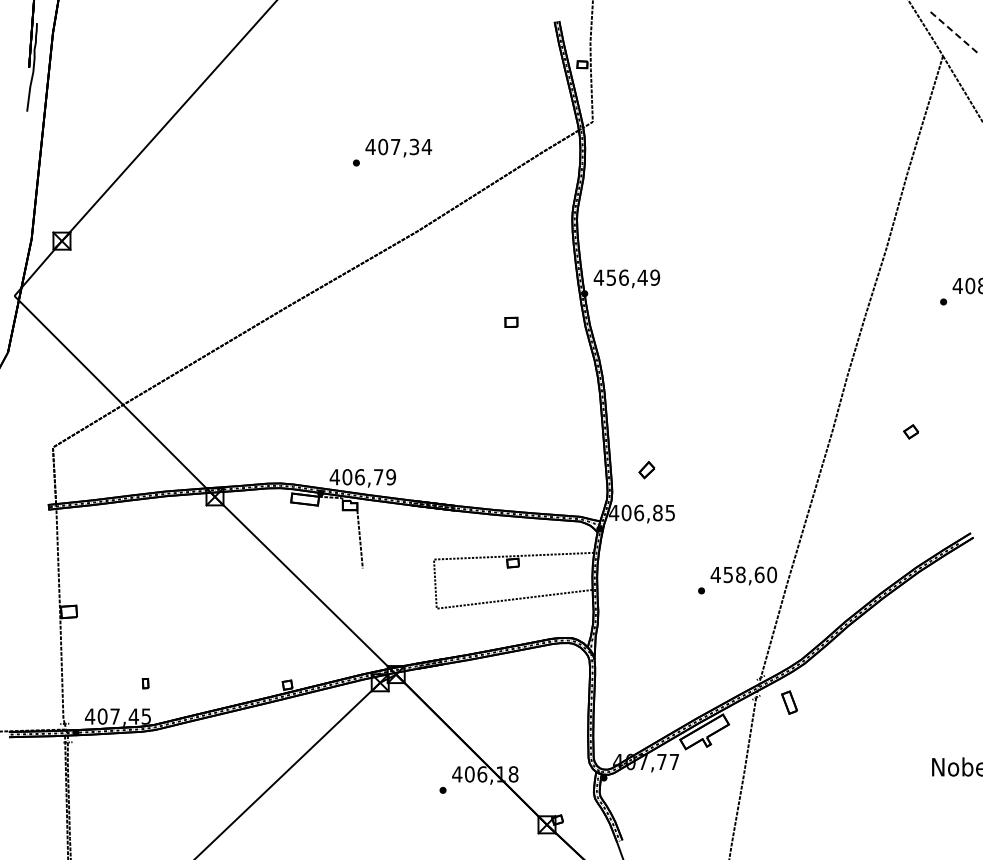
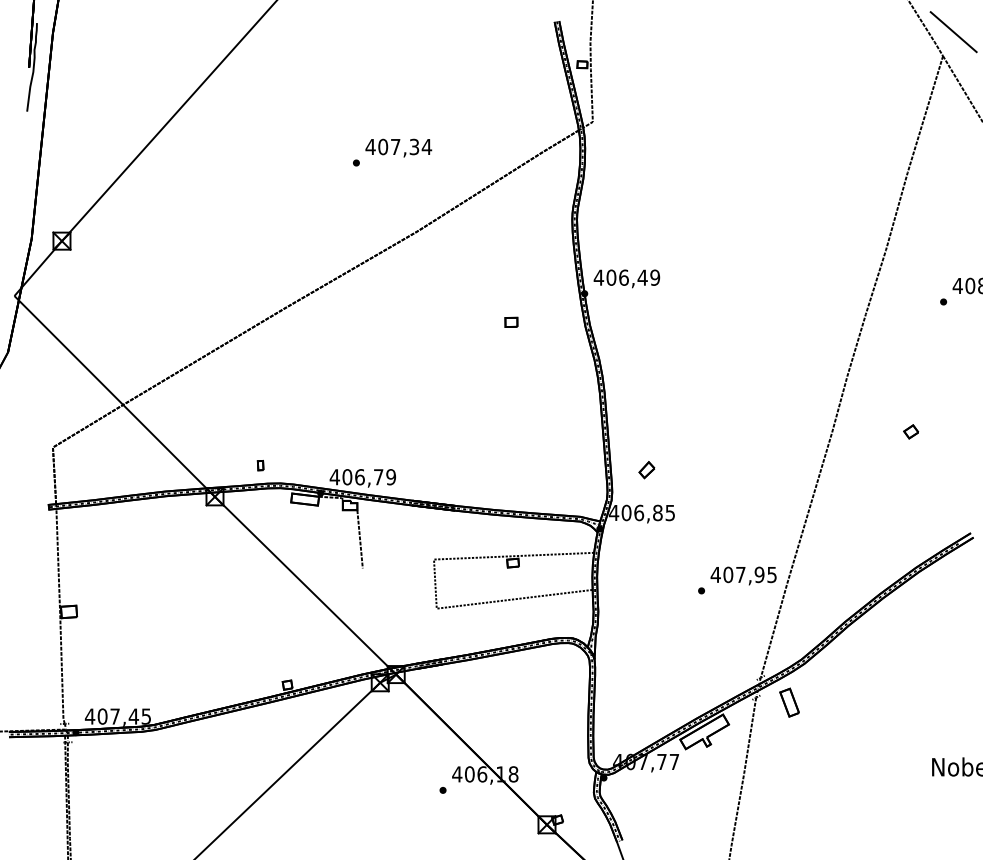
line: dashed -> solid (953, 31)
text: 456,49 -> 406,49 (611, 277)
text: 458,60 -> 407,95 (750, 574)
part position: (145, 683) -> (260, 465) (260, 465)
part size: 17x25 px -> 21x31 px (789, 702)
